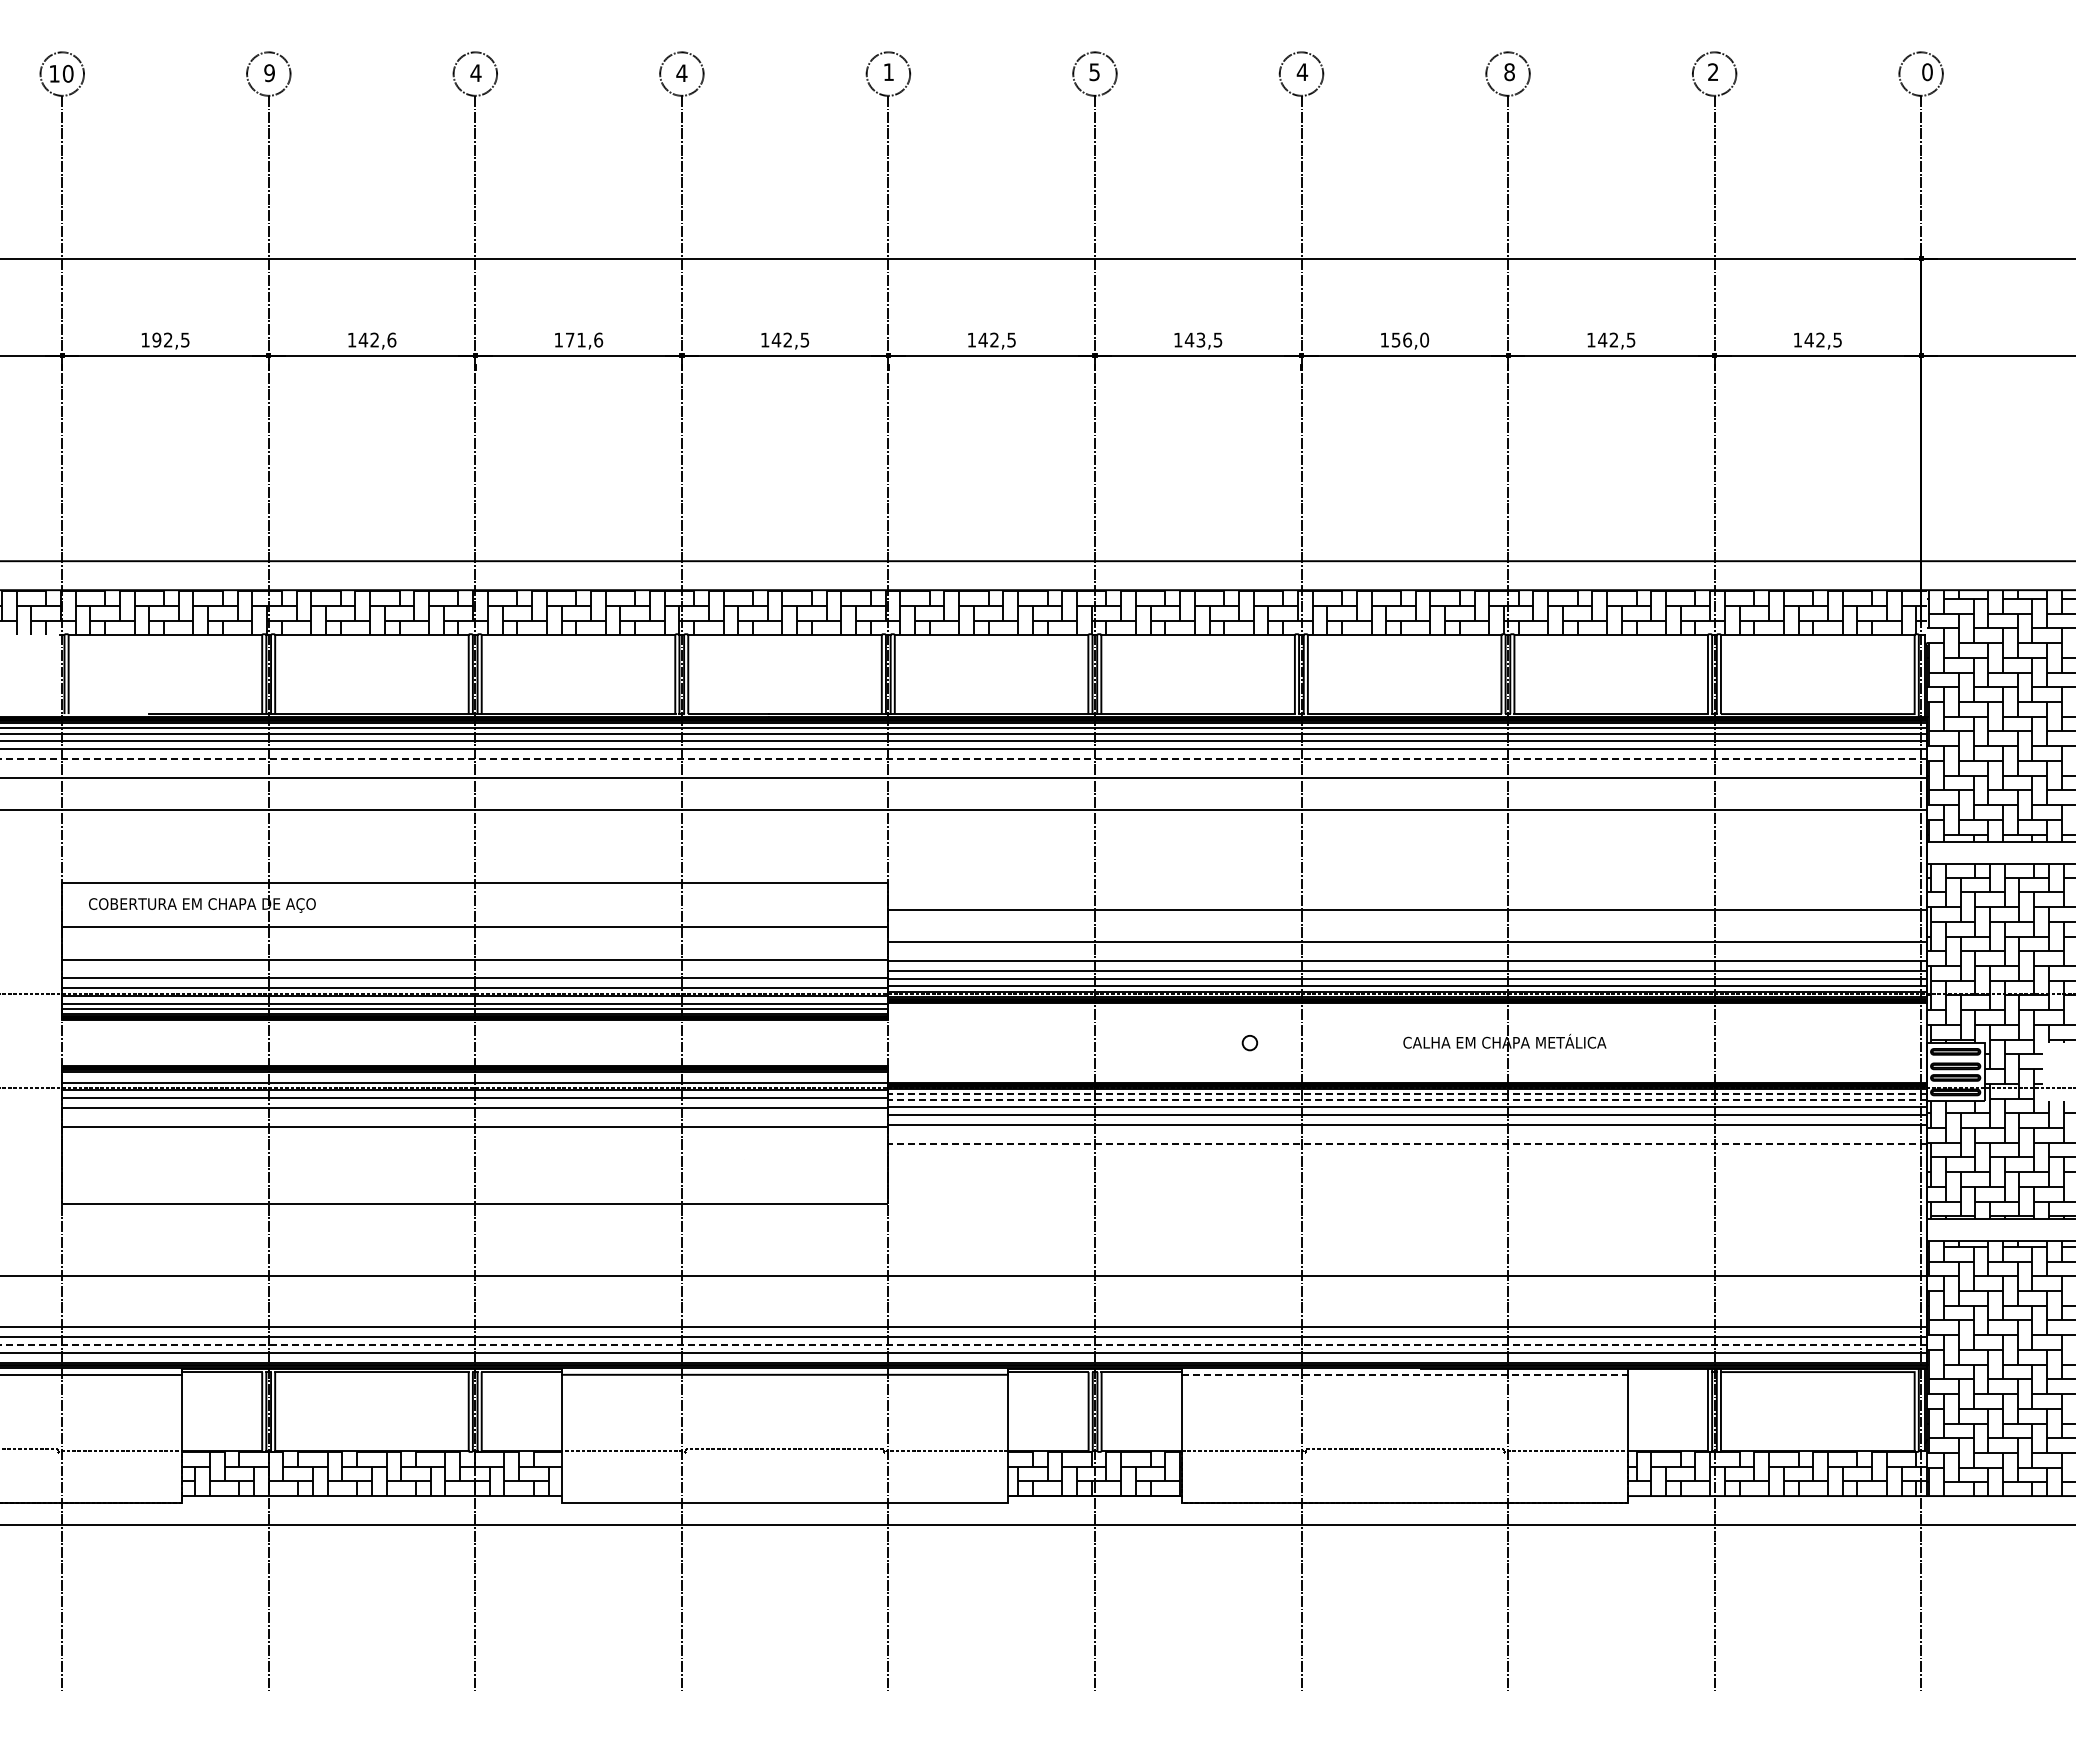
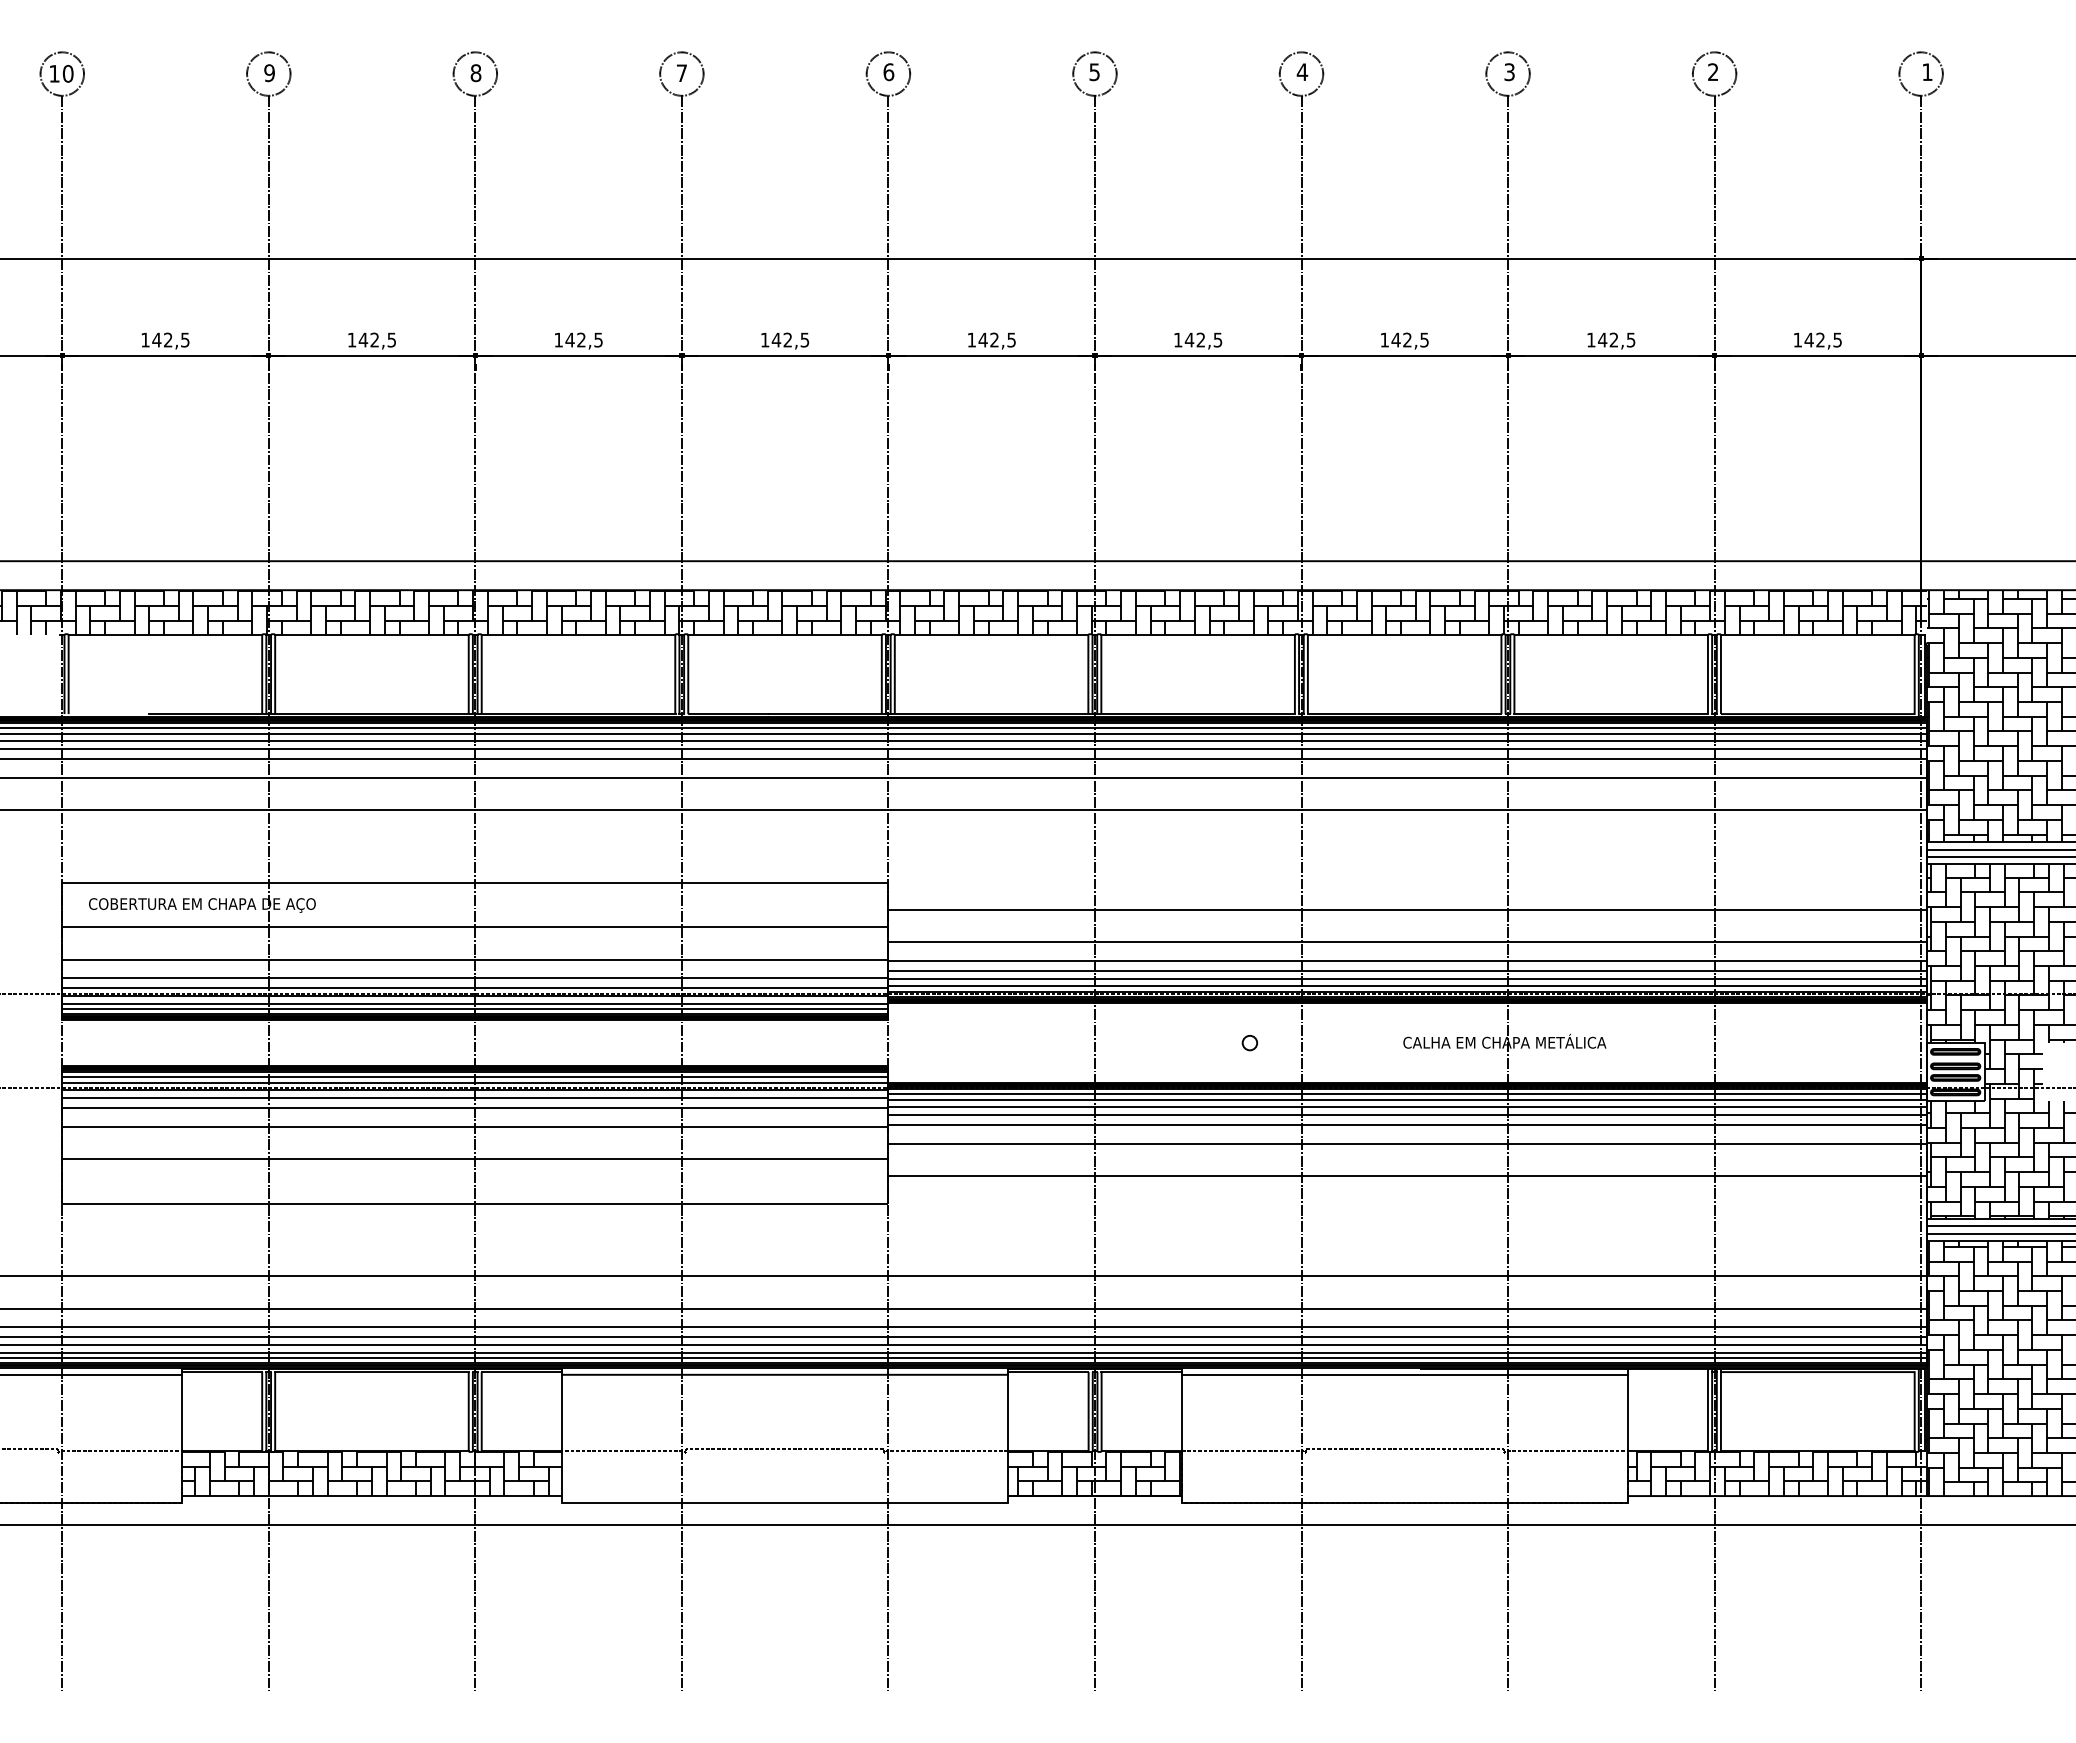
text: 4 -> 7 (681, 72)
text: 1 -> 6 (888, 72)
text: 8 -> 3 (1509, 72)
text: 0 -> 1 (1927, 72)
text: 4 -> 8 (475, 73)
text: 192,5 -> 142,5 (156, 339)
text: 142,6 -> 142,5 (391, 339)
text: 171,6 -> 142,5 (584, 339)
text: 156,0 -> 142,5 (1410, 339)
text: 143,5 -> 142,5 (1200, 340)
line: dashed -> solid (963, 758)
line: none -> present (1999, 849)
line: none -> present (1999, 856)
line: none -> present (475, 1076)
line: dashed -> solid (1407, 1093)
line: dashed -> solid (1407, 1099)
line: dashed -> solid (1407, 1143)
line: none -> present (475, 1159)
line: none -> present (1407, 1176)
line: none -> present (1999, 1226)
line: none -> present (1999, 1233)
line: none -> present (964, 1308)
line: dashed -> solid (963, 1345)
line: none -> present (964, 1358)
line: dashed -> solid (1404, 1374)
